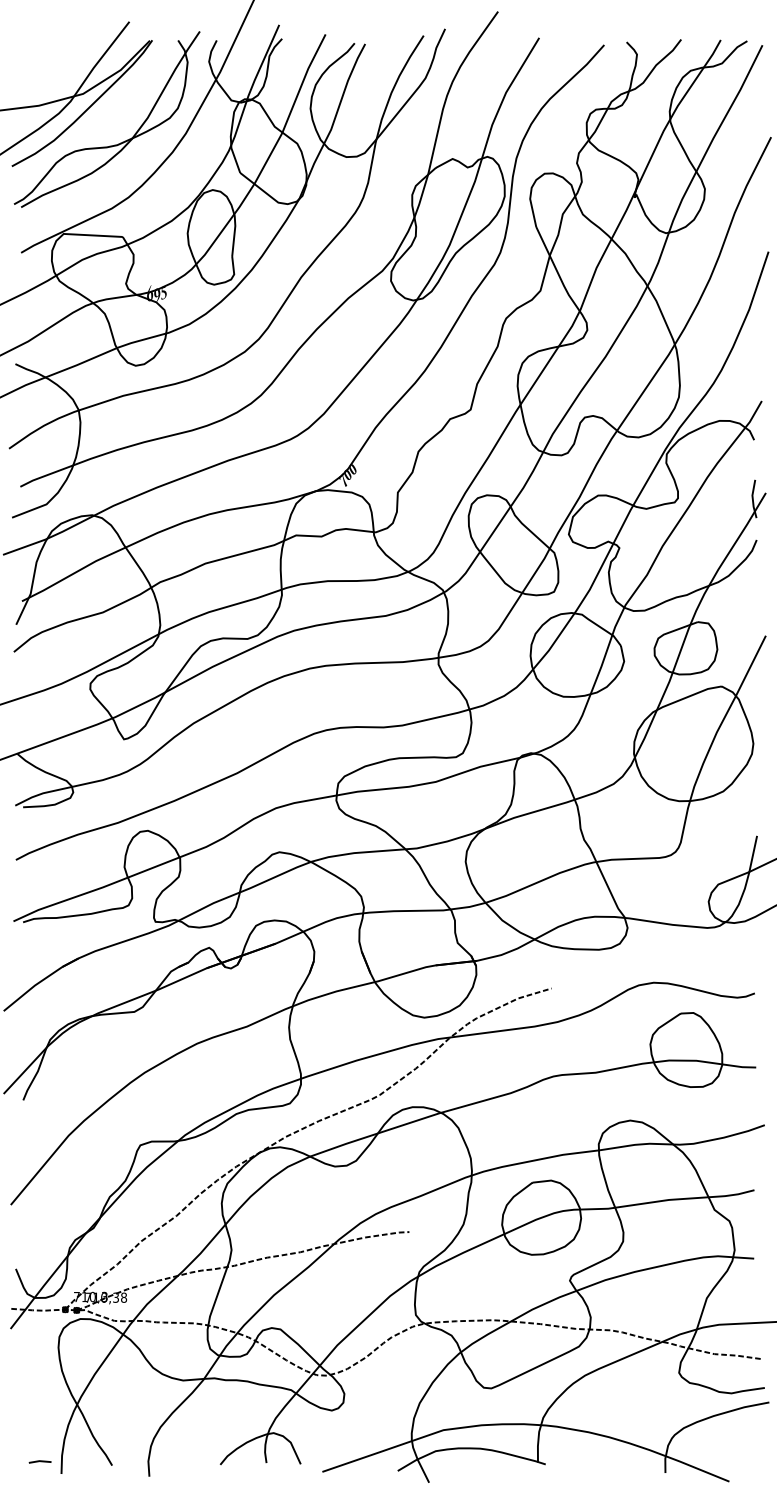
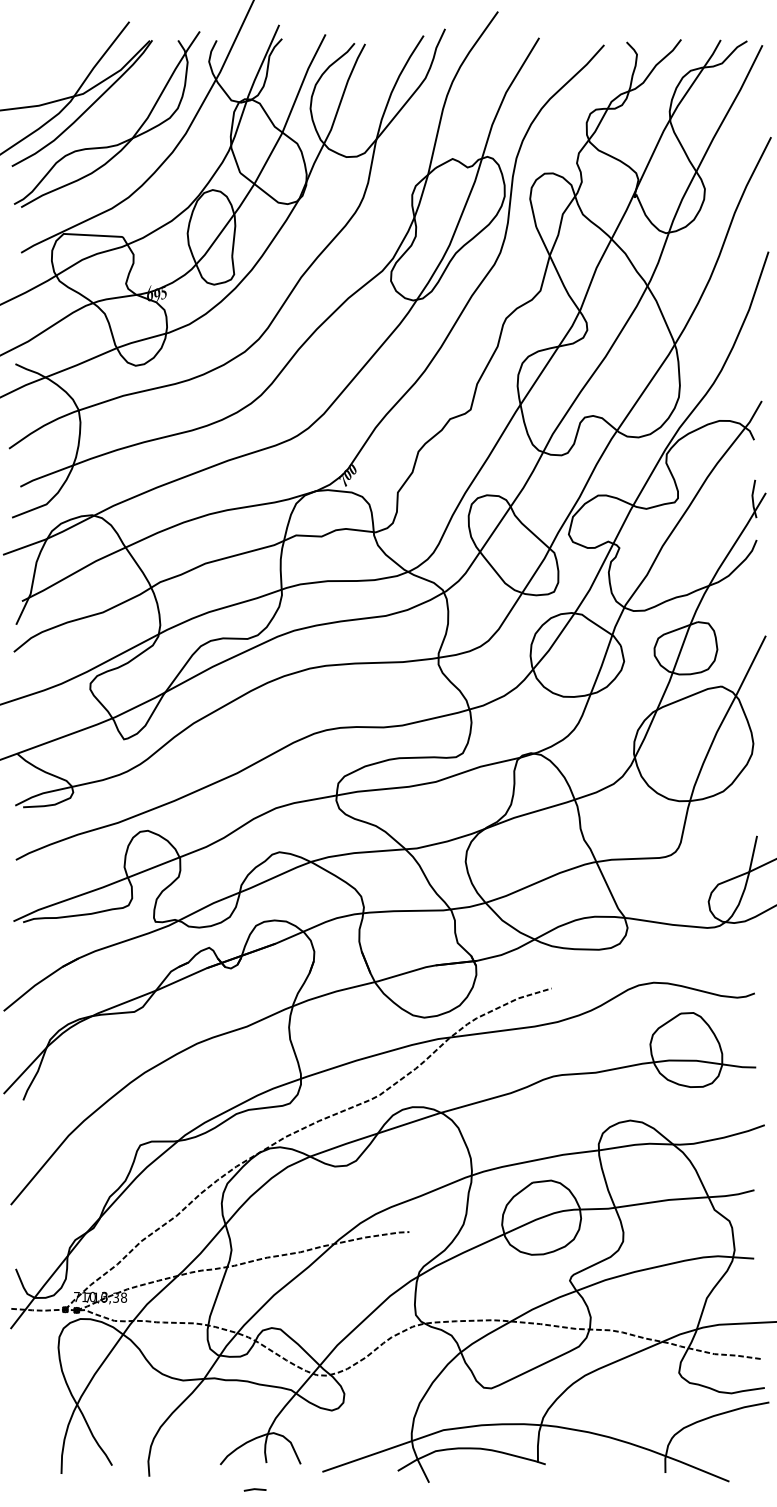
line position: (39, 1461) -> (254, 1489) (254, 1489)
